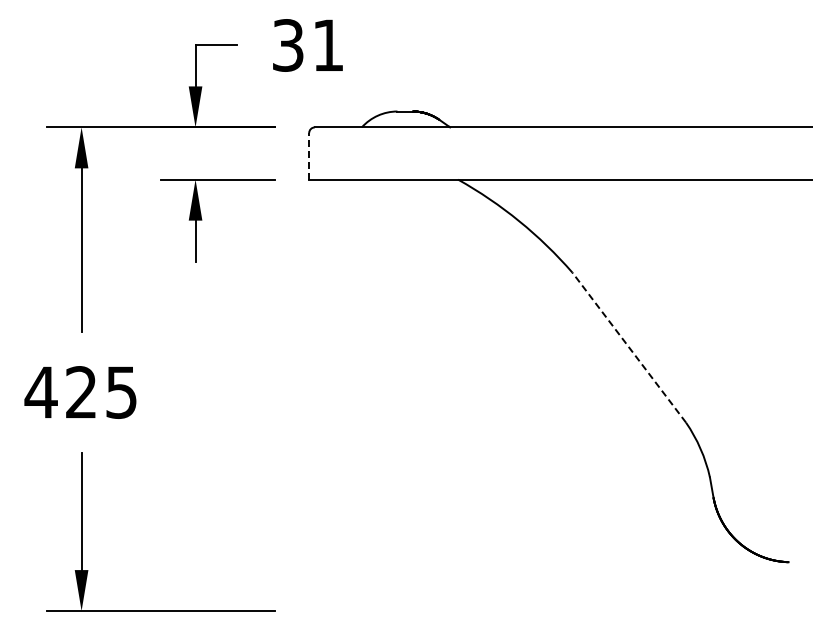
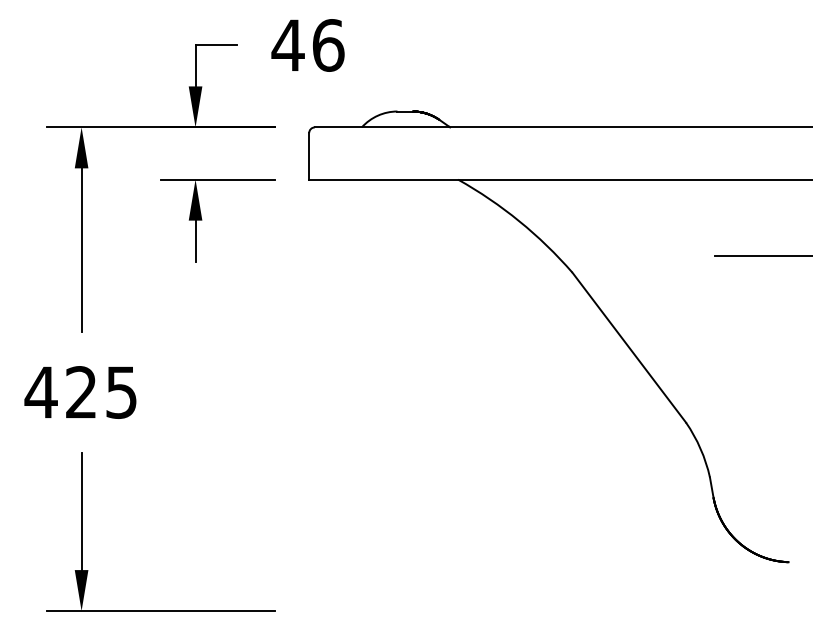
text: 31 -> 46 (307, 45)
line: dashed -> solid (309, 155)
line: none -> present (761, 255)
line: dashed -> solid (628, 347)
